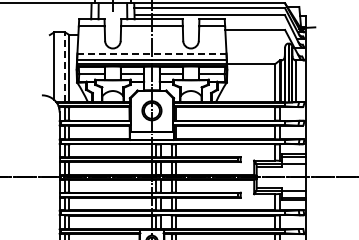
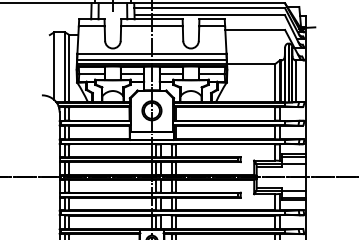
line: dashed -> solid (151, 53)
line: dashed -> solid (64, 67)
